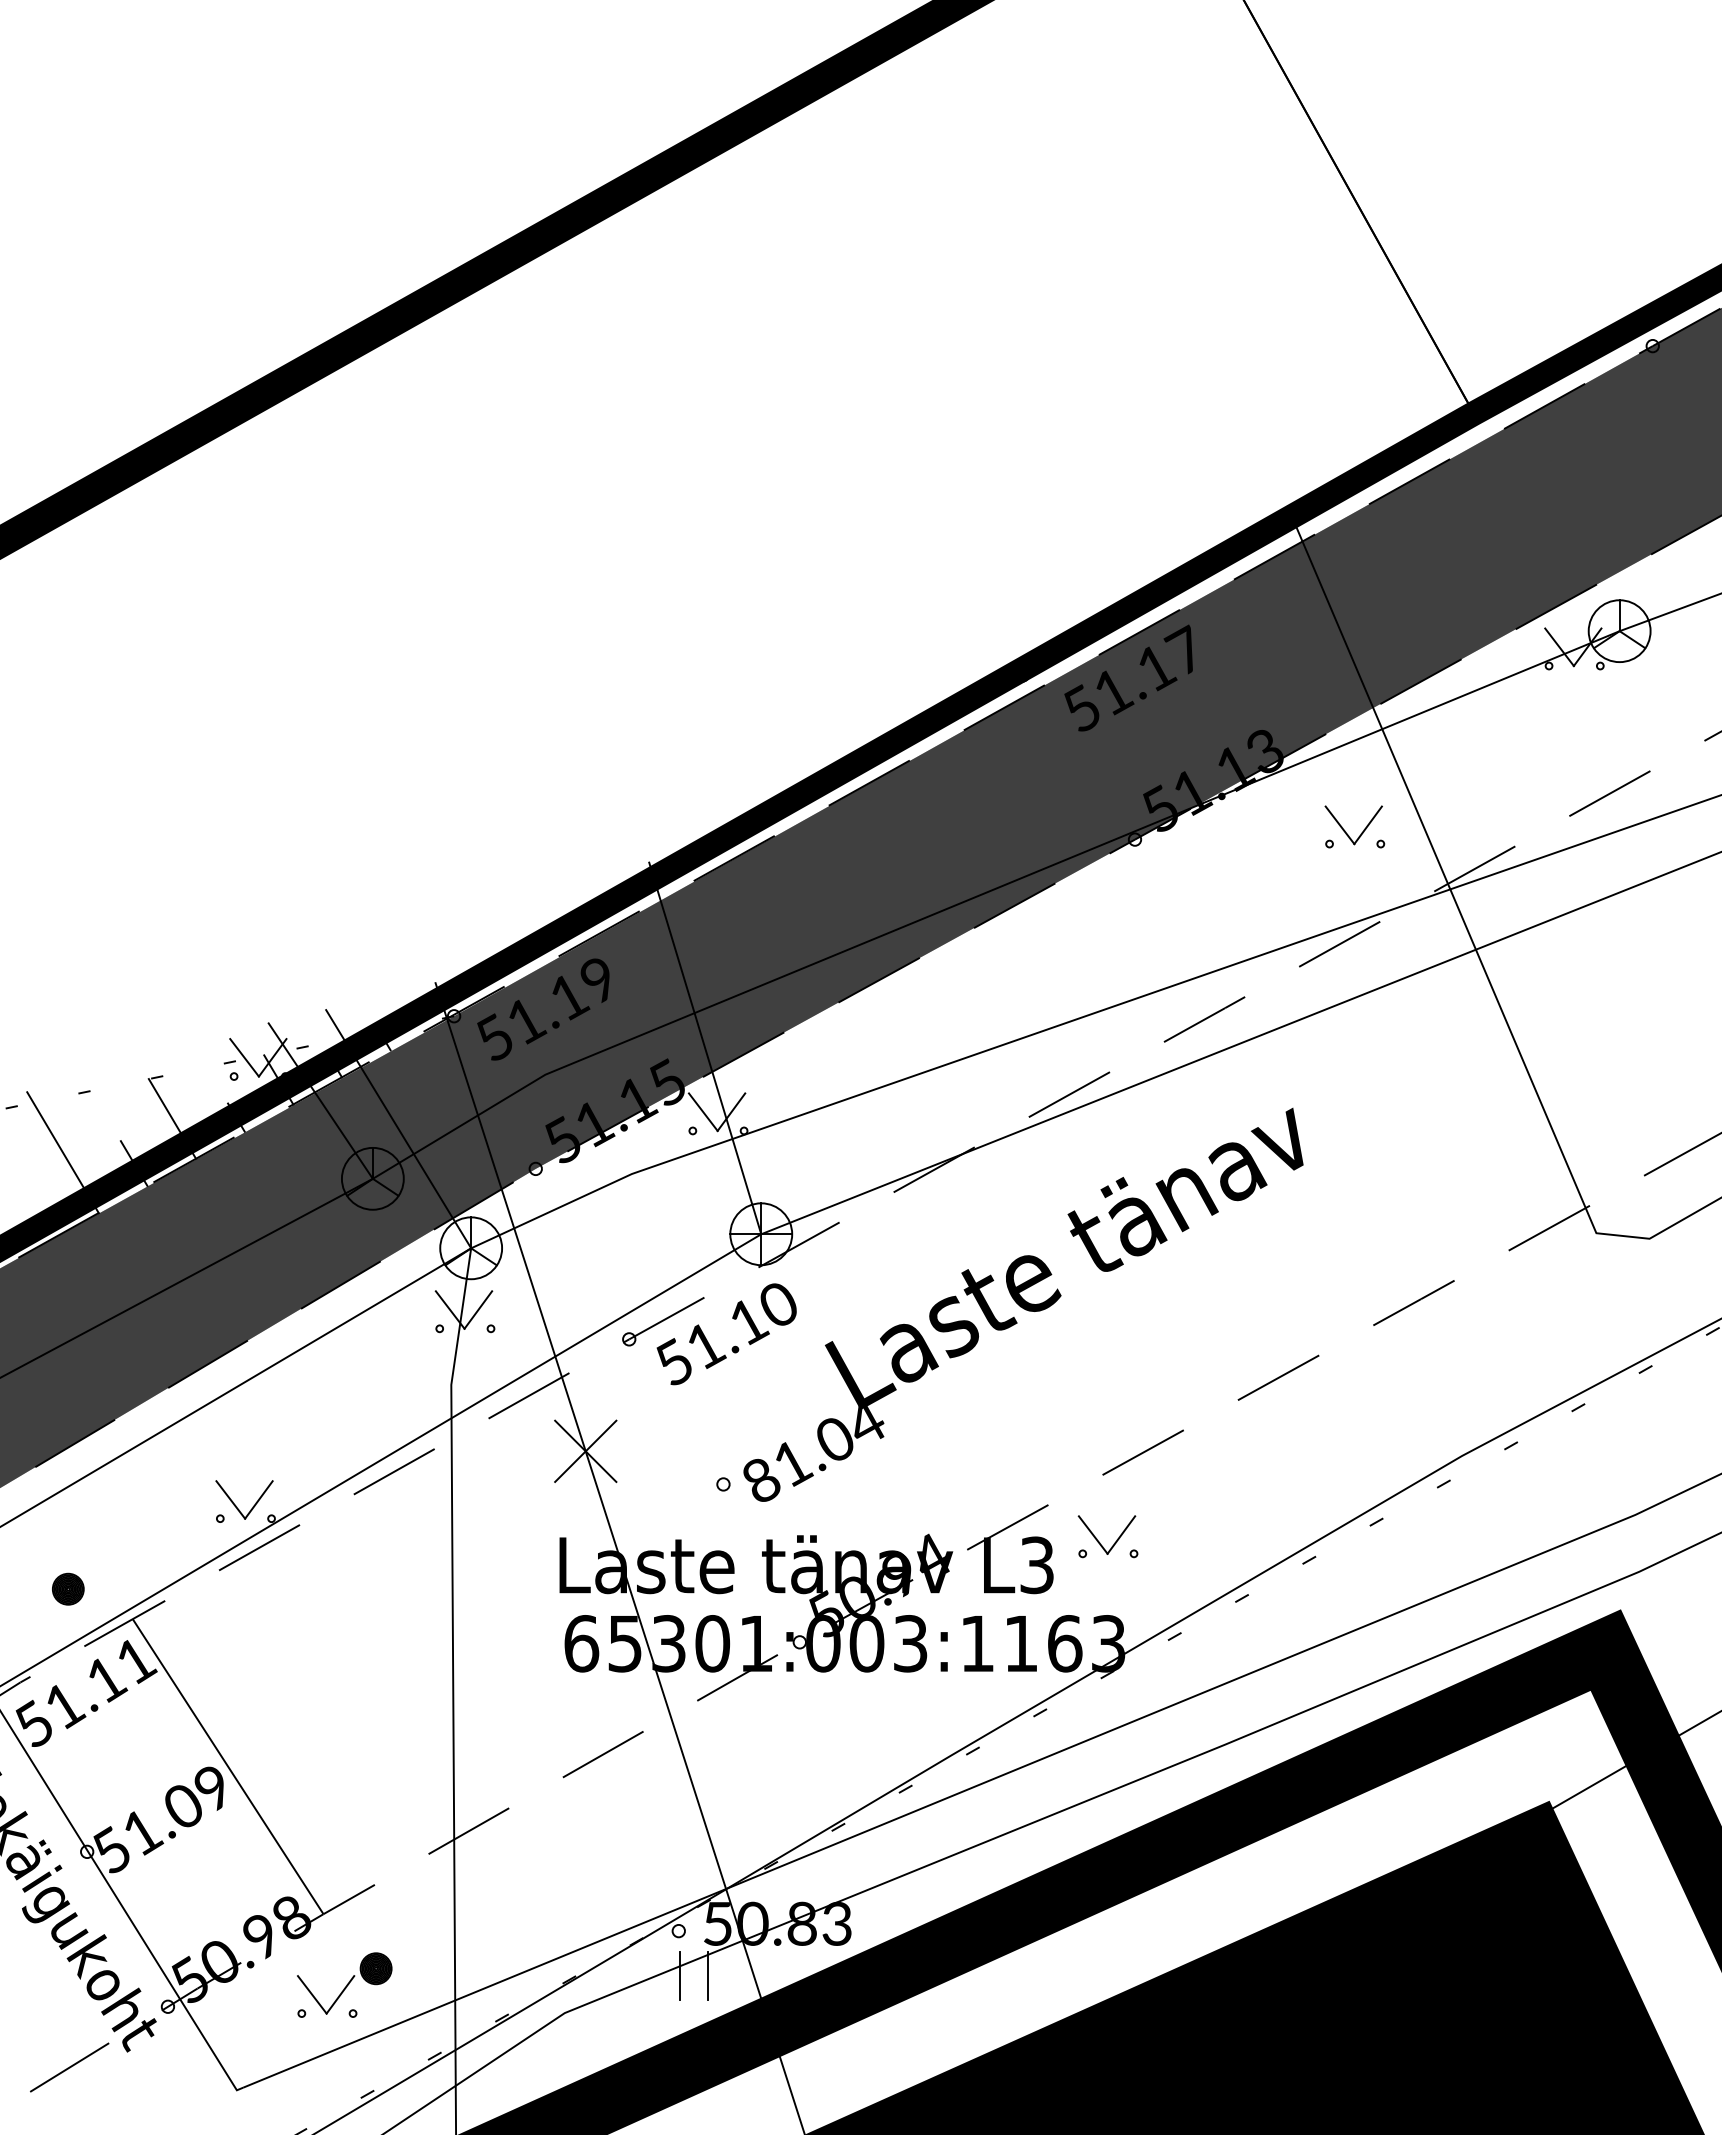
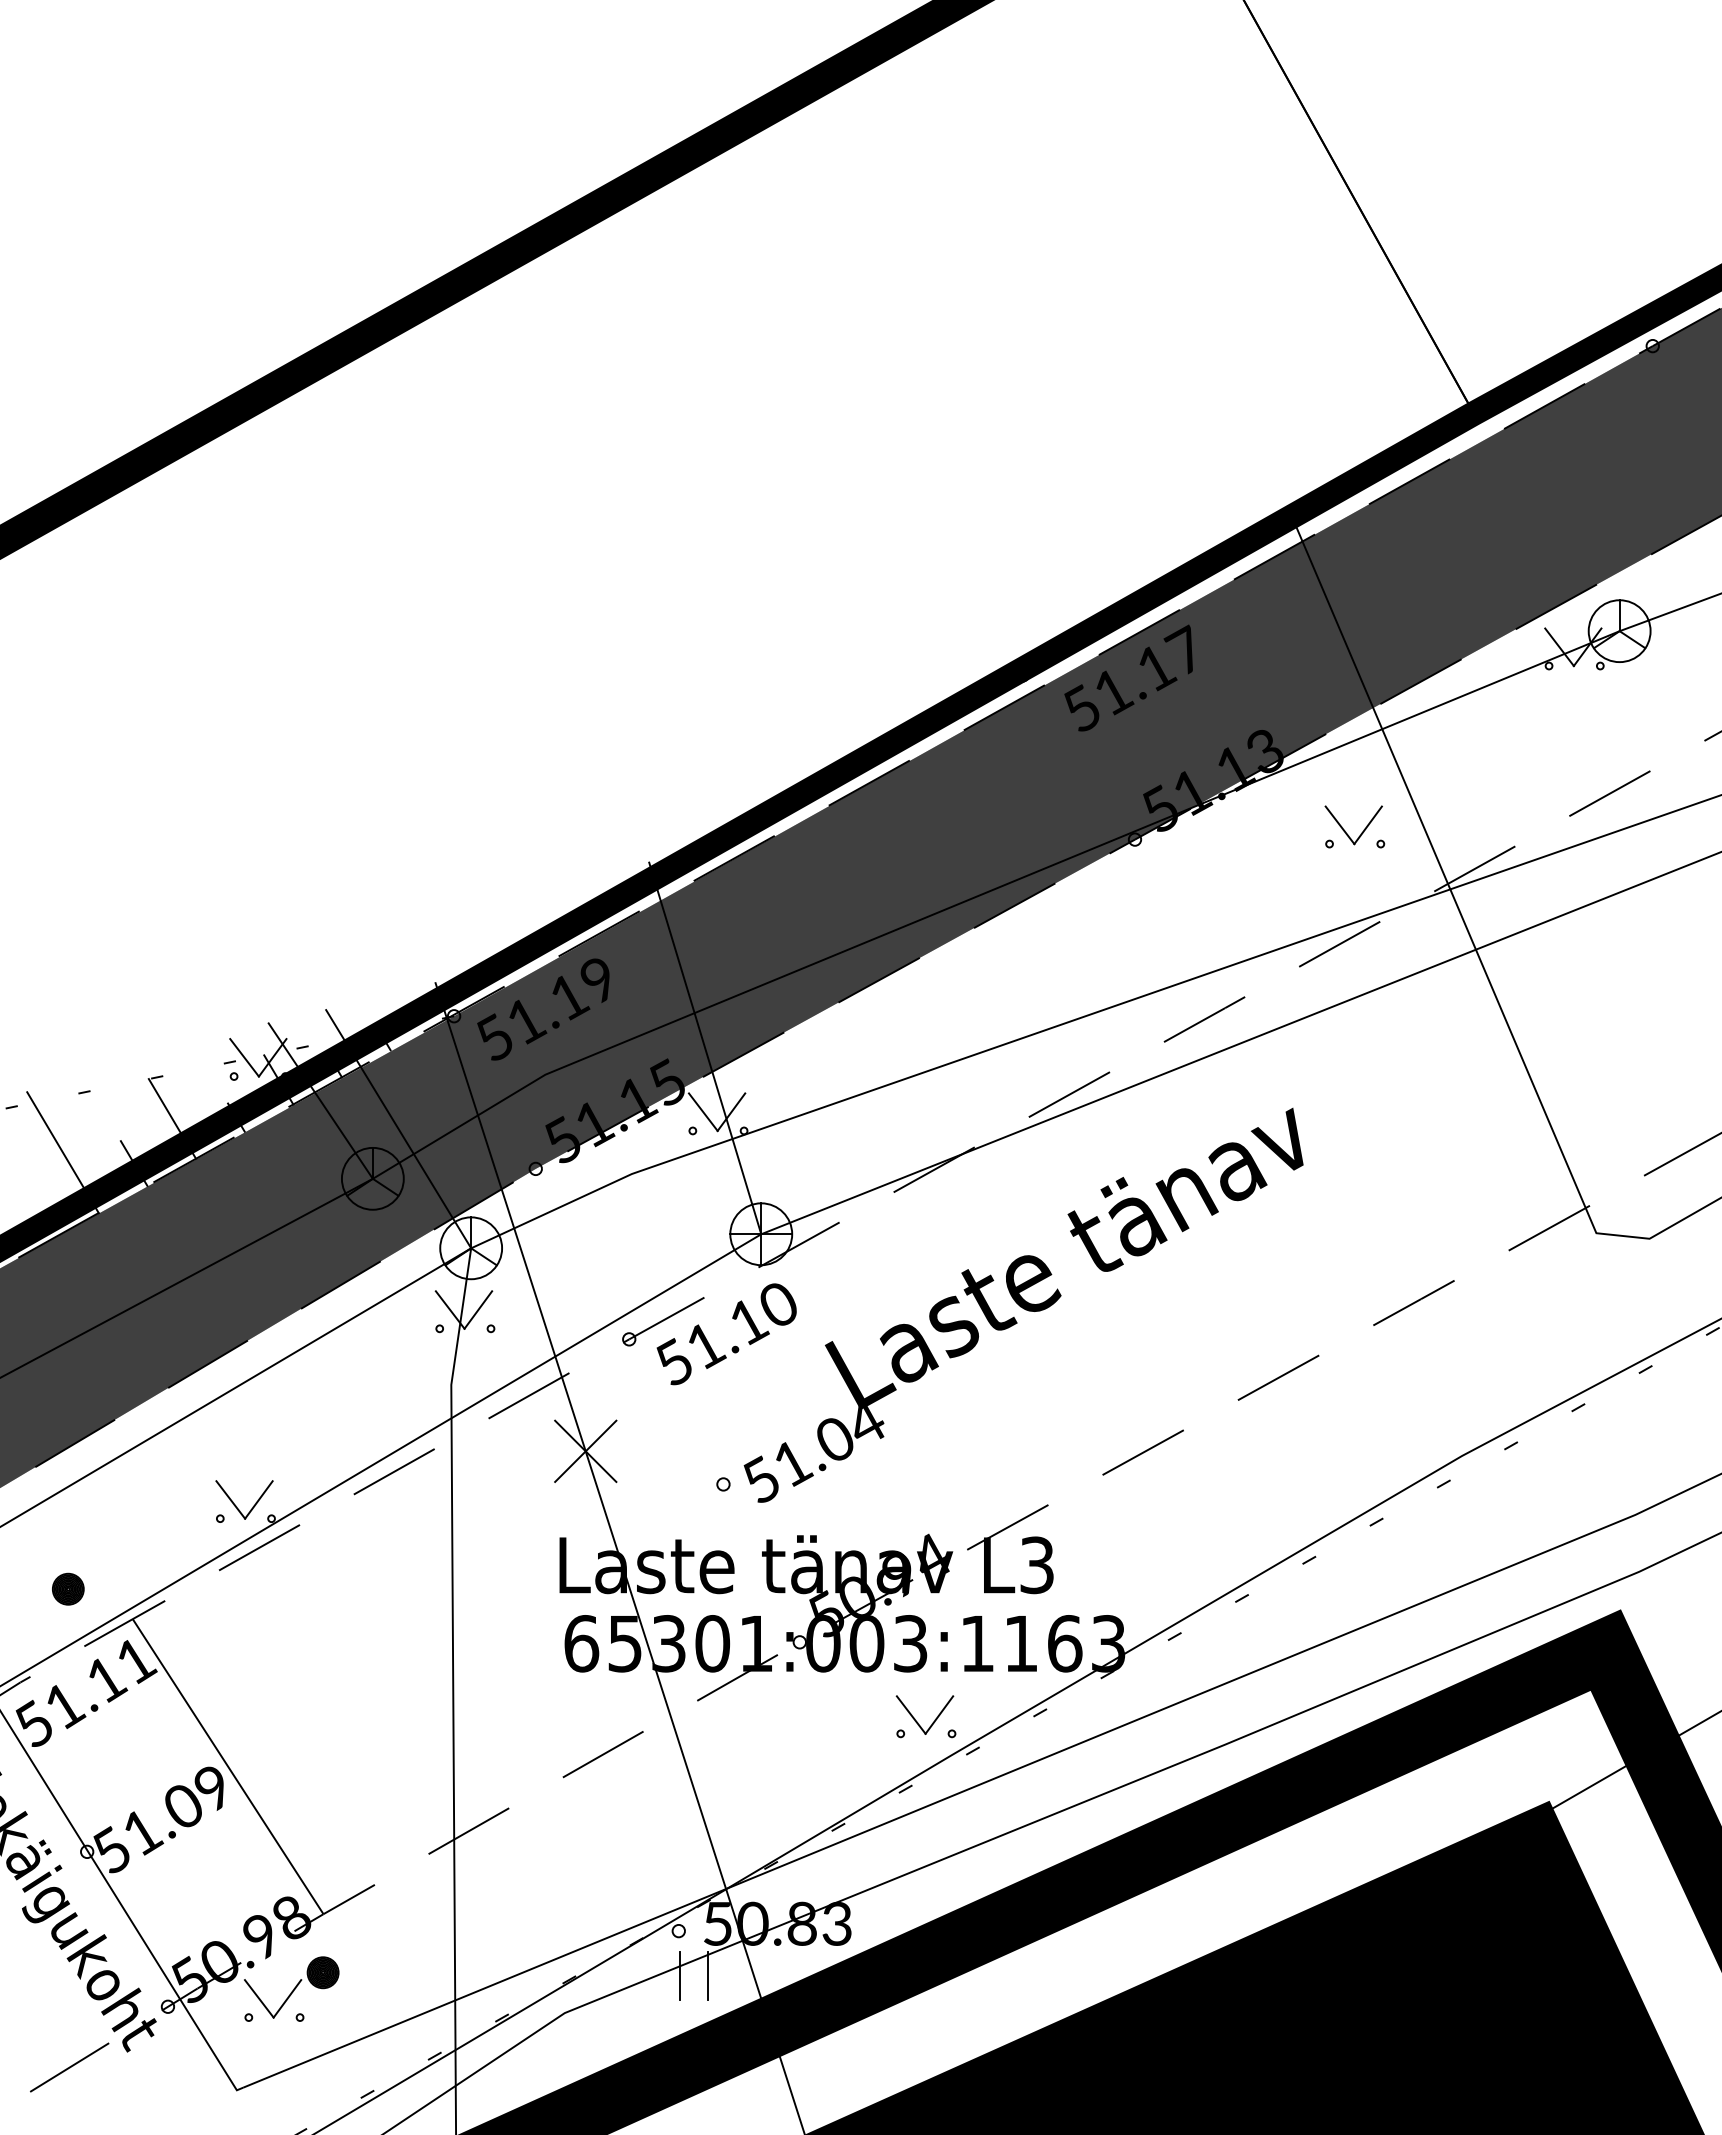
text: 81.04 -> 51.04 (761, 1478)
part position: (1100, 1542) -> (918, 1722) (918, 1722)
part position: (344, 1984) -> (291, 1988) (291, 1988)
